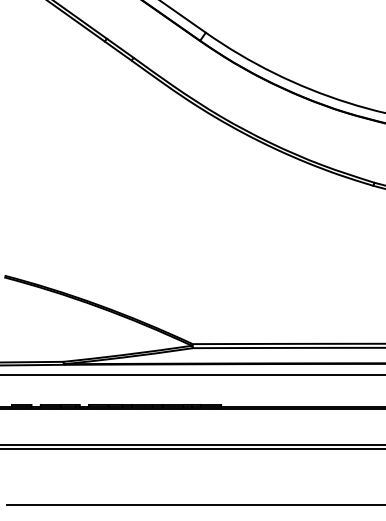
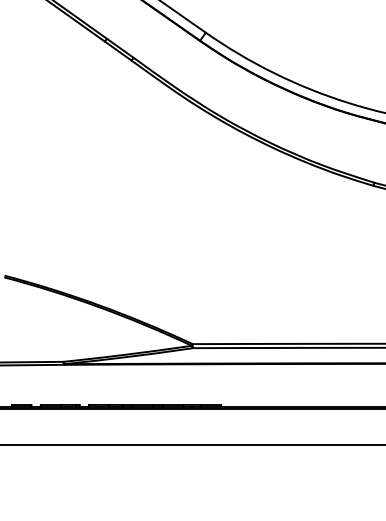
line: present -> none (192, 374)
line: present -> none (192, 448)
line: present -> none (194, 505)
